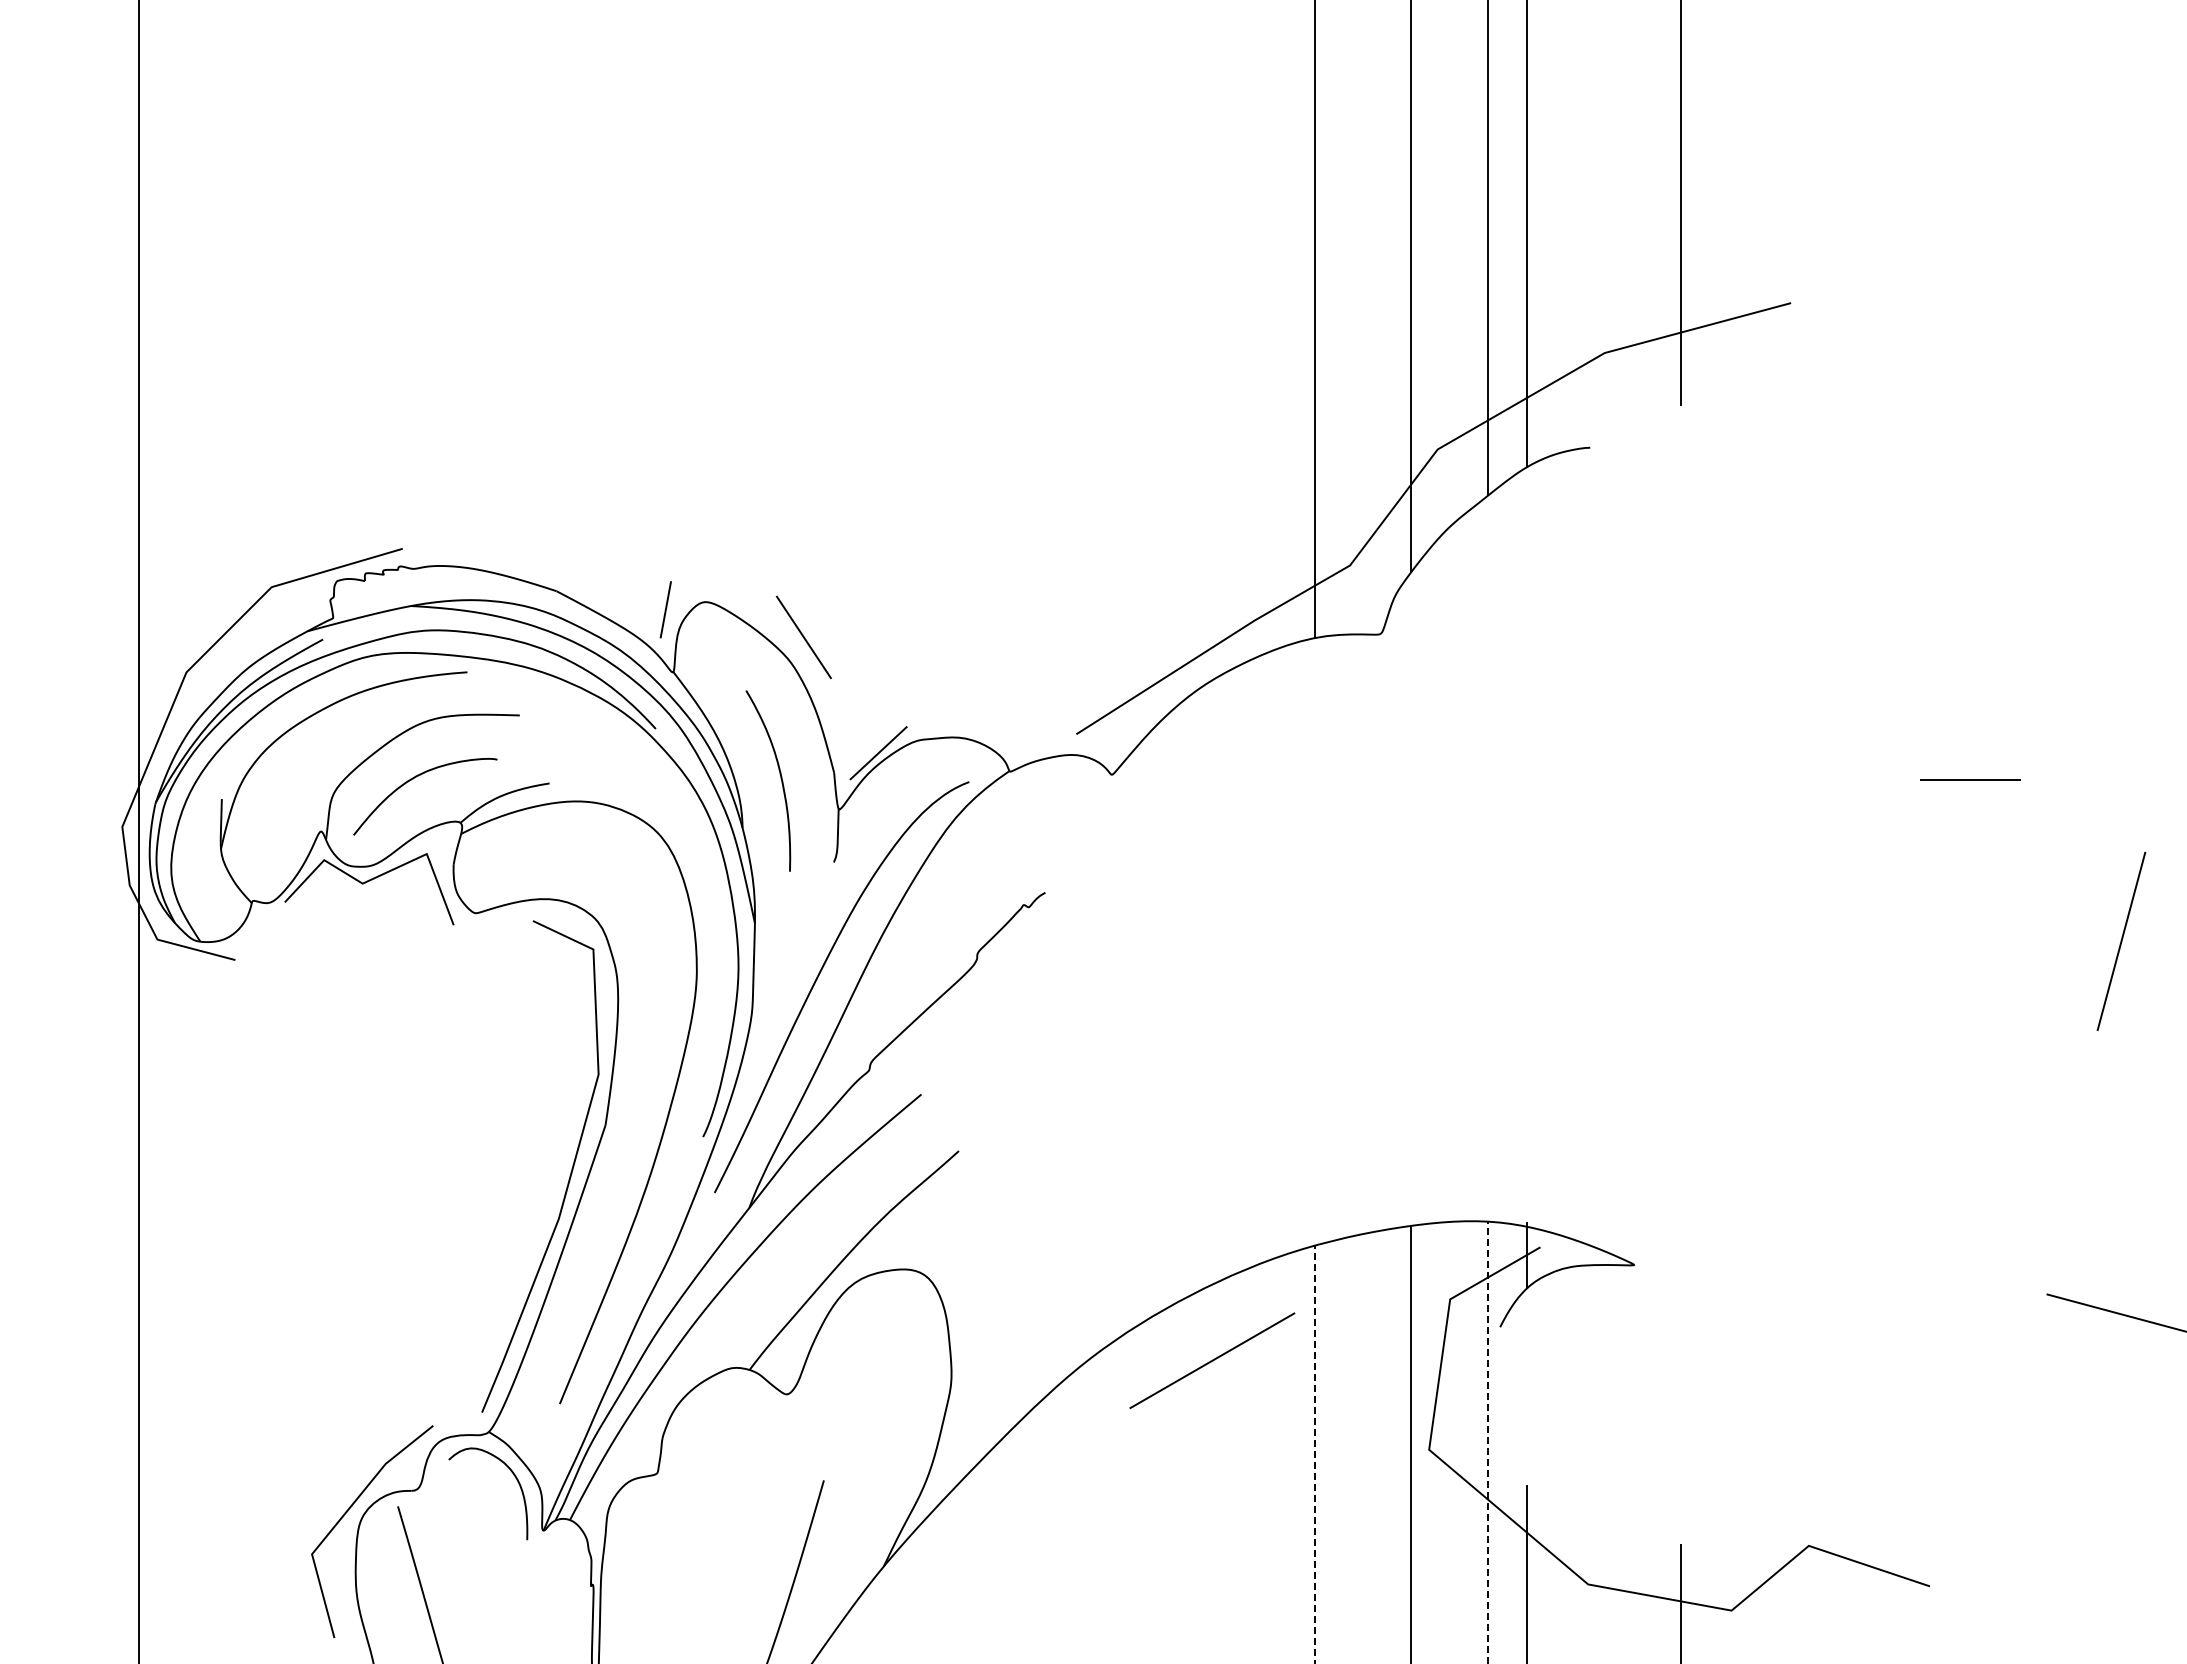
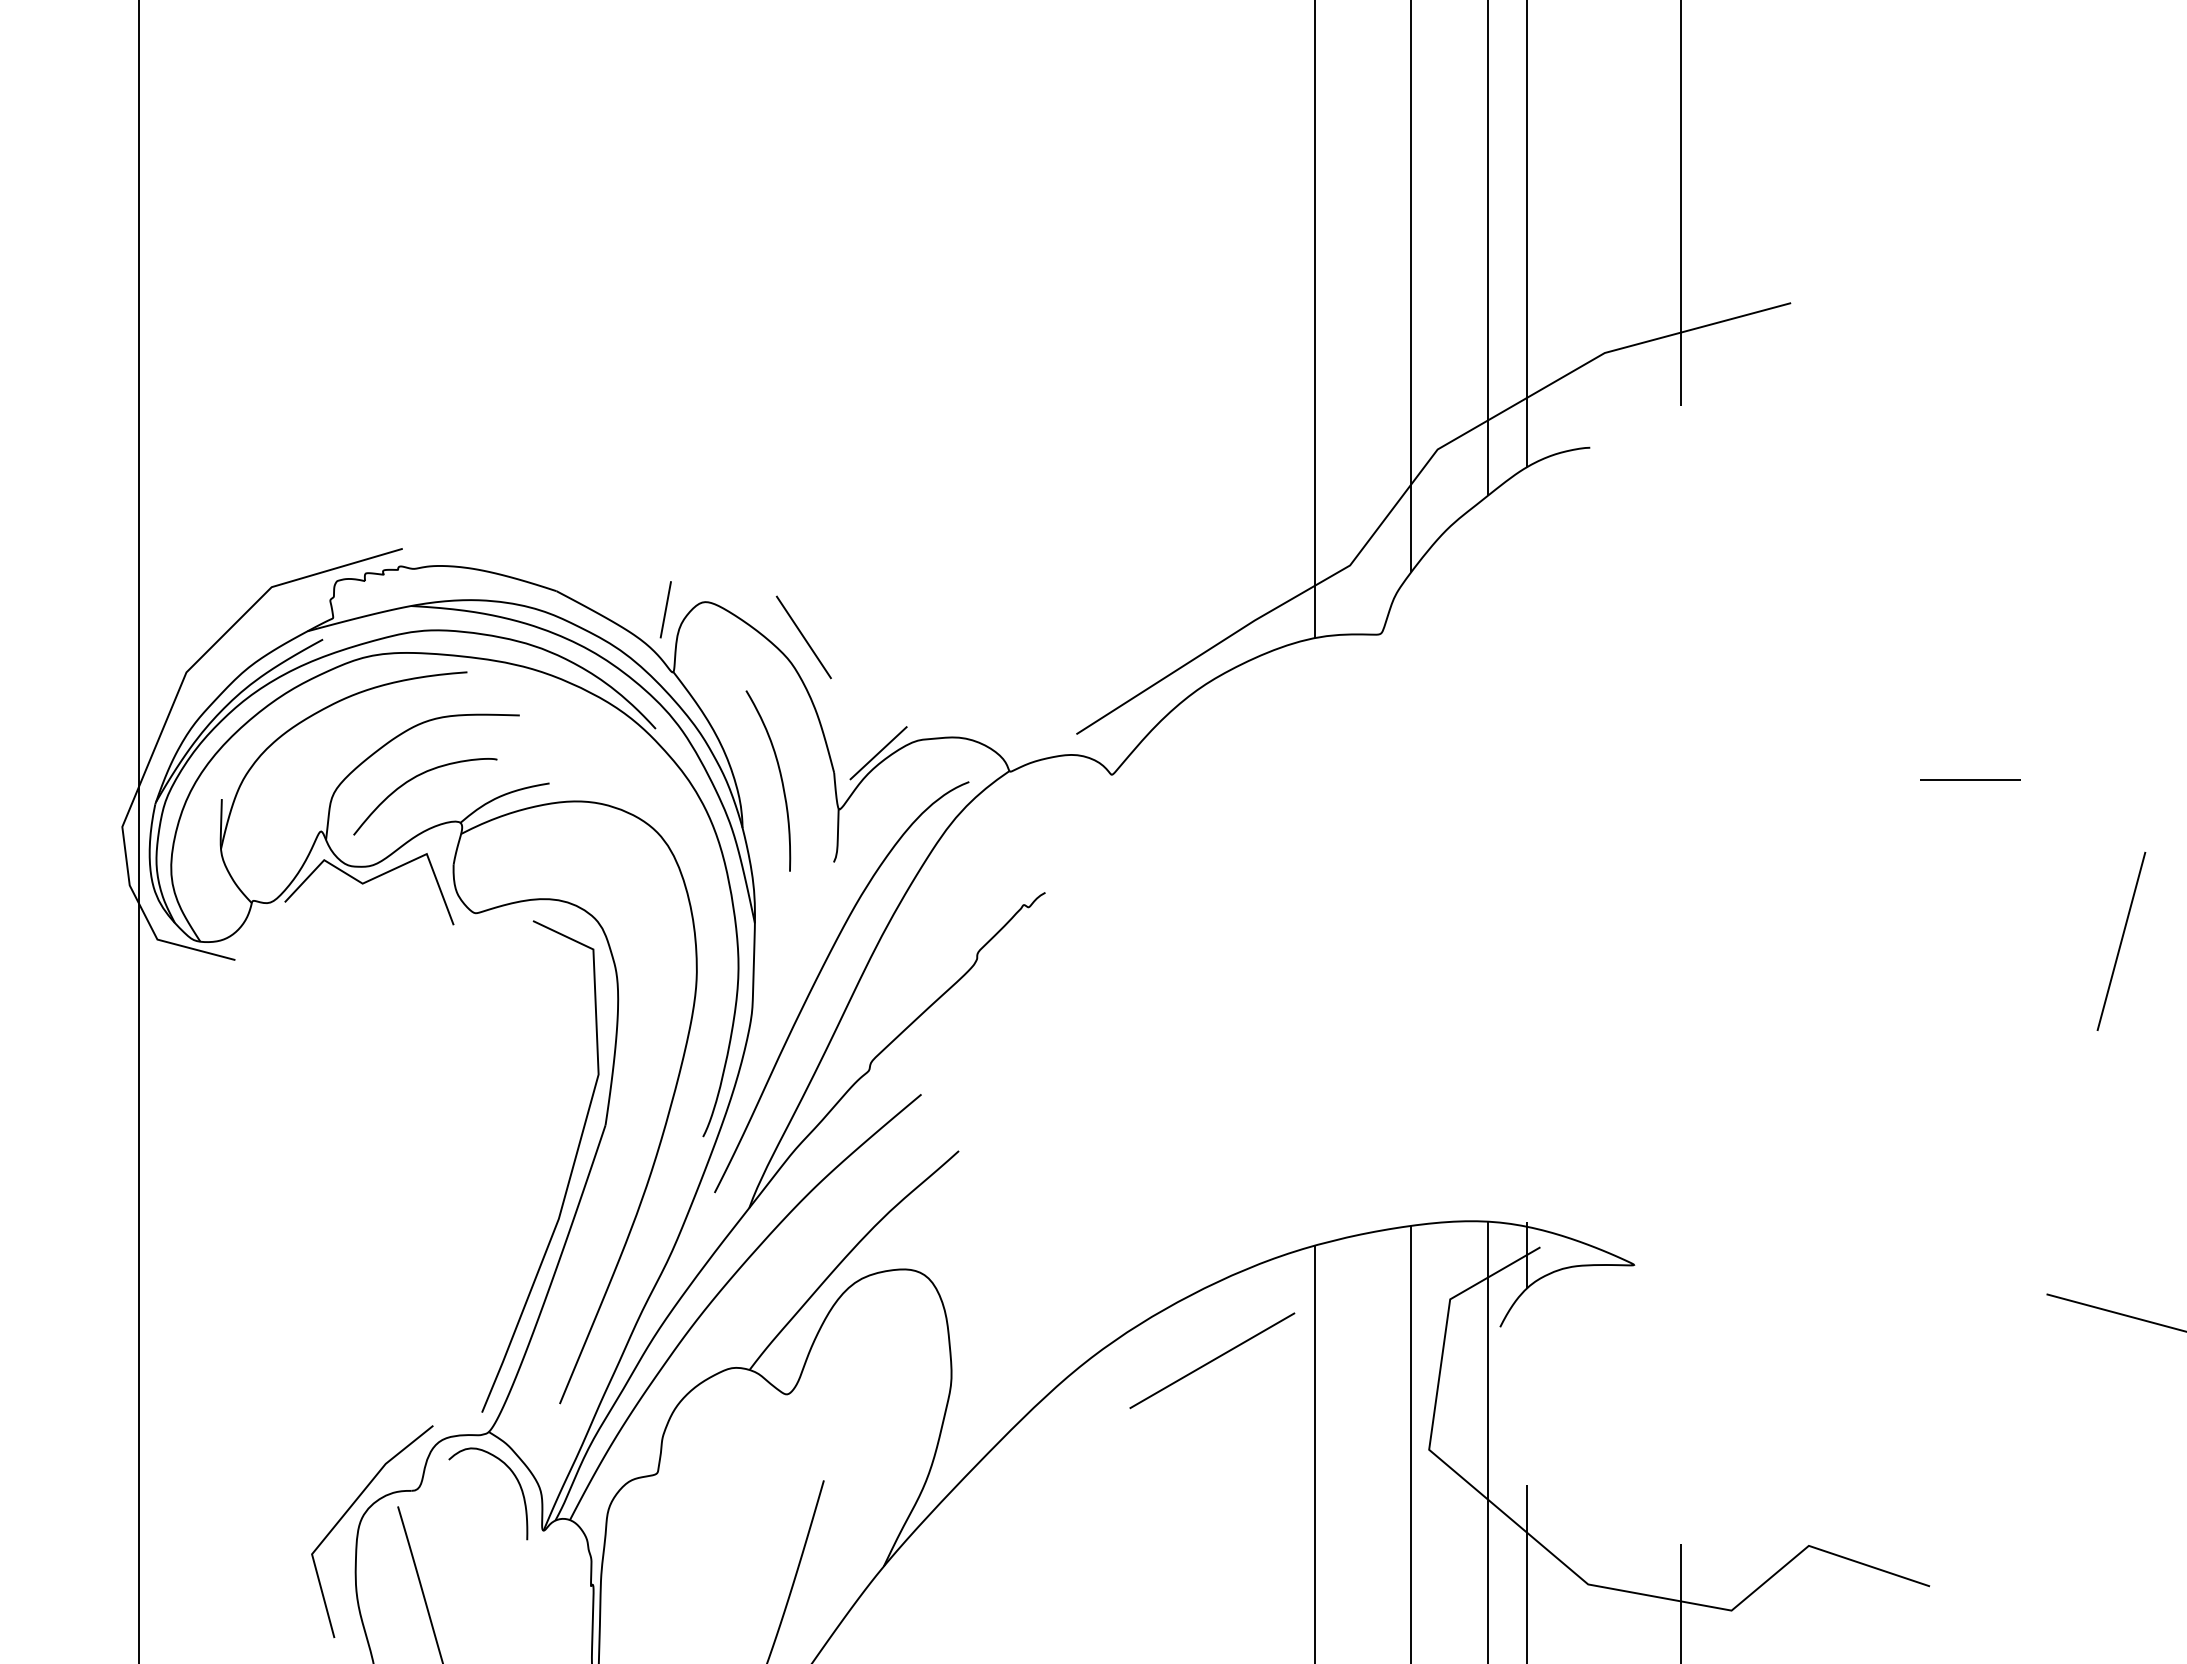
line: dashed -> solid (1488, 1442)
line: dashed -> solid (1314, 1454)
